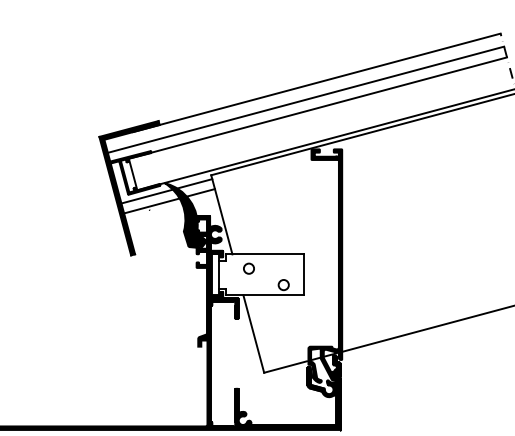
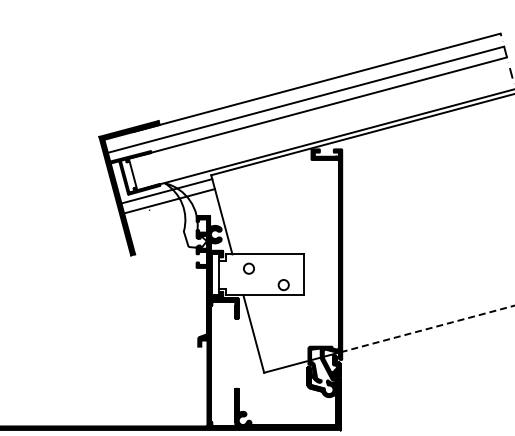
fill: present -> none (185, 215)
line: solid -> dashed (427, 328)
